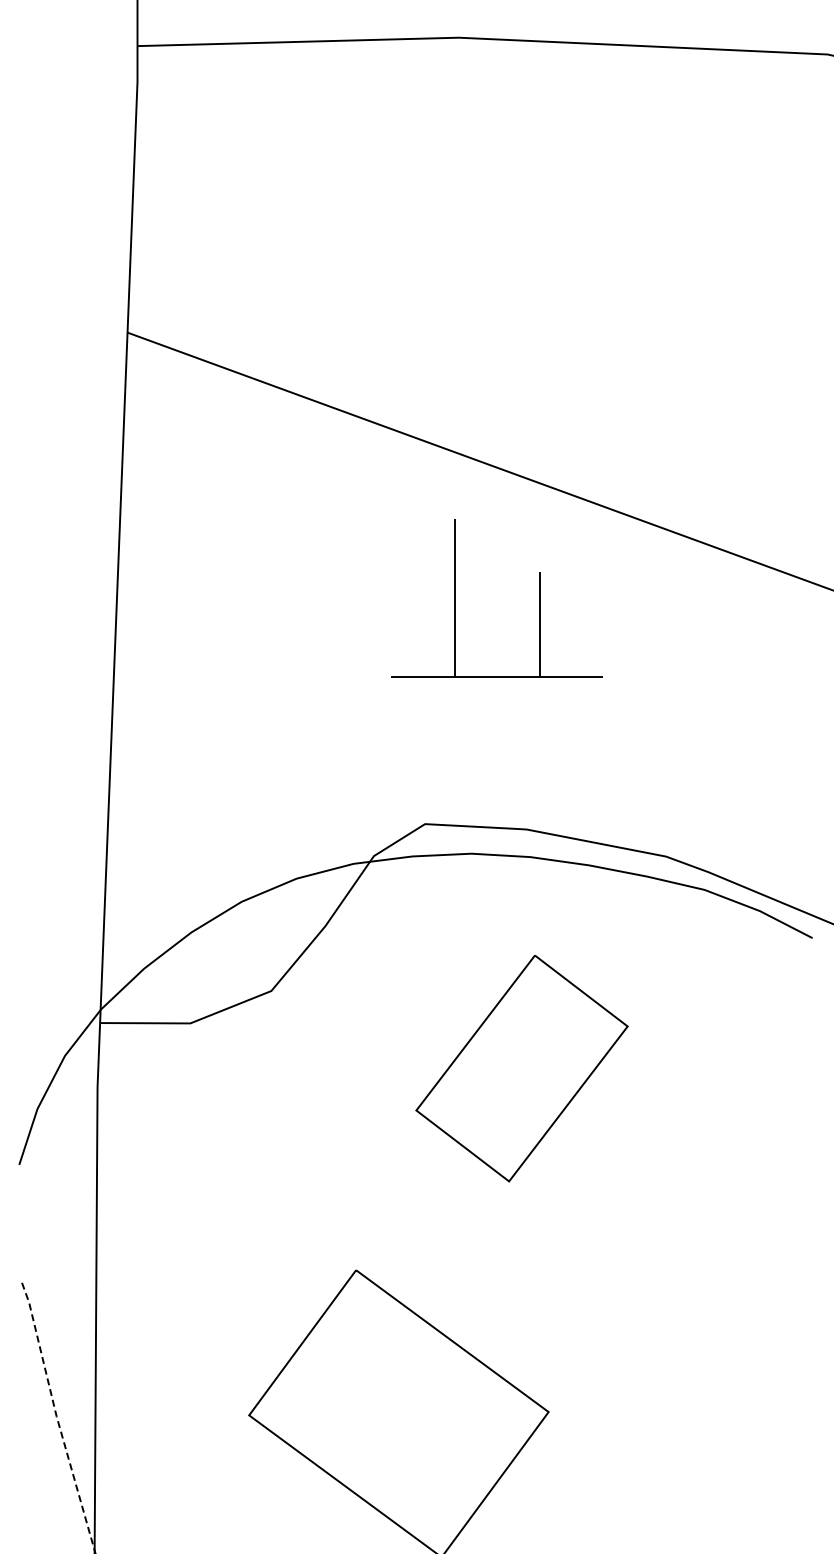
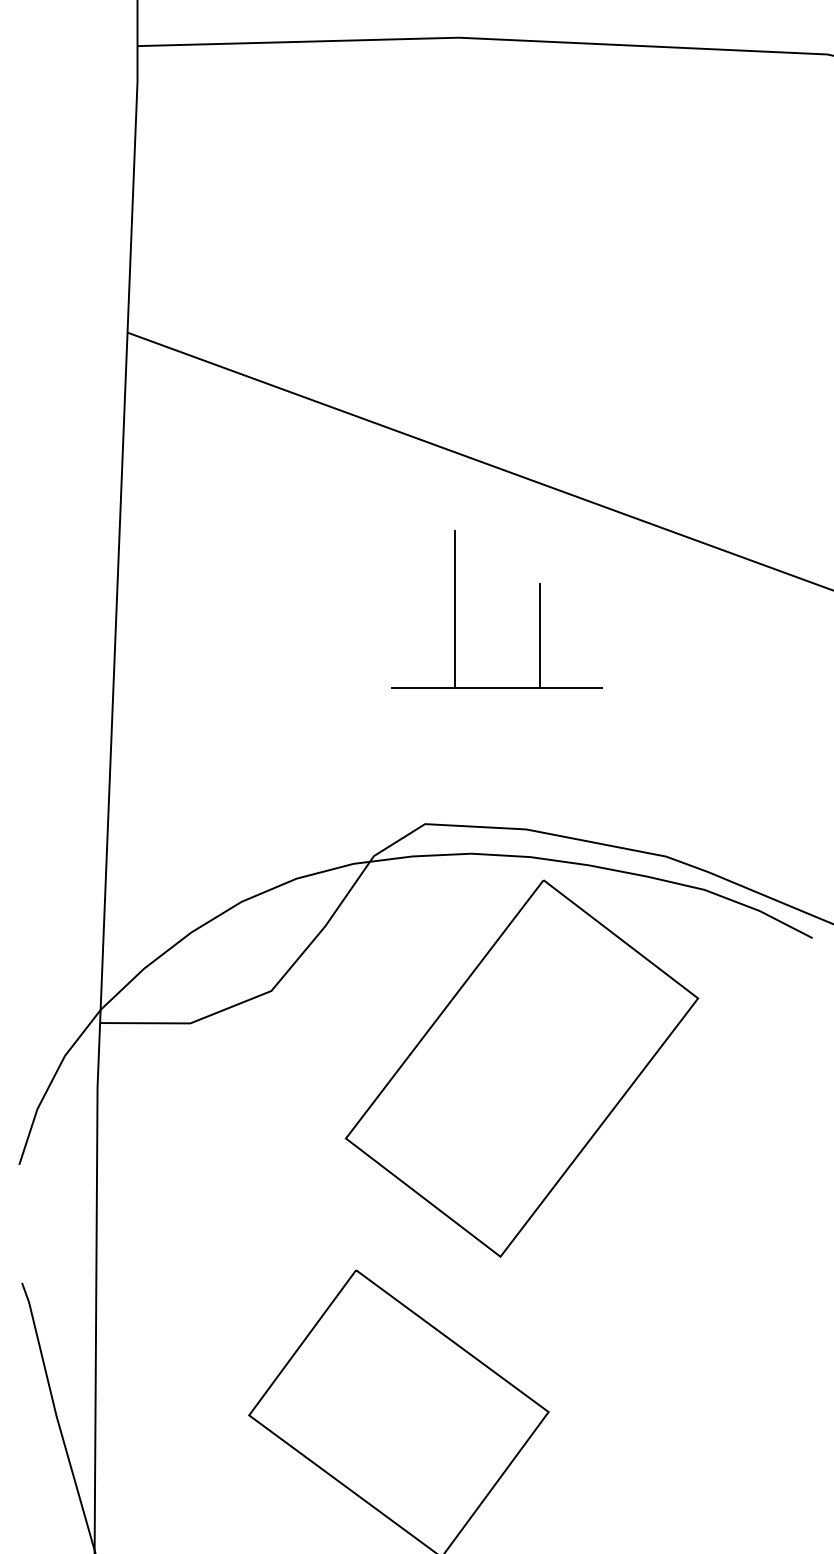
part position: (455, 598) -> (455, 609) (455, 609)
part size: 214x228 px -> 356x379 px (521, 1068)
line: dashed -> solid (56, 1417)
